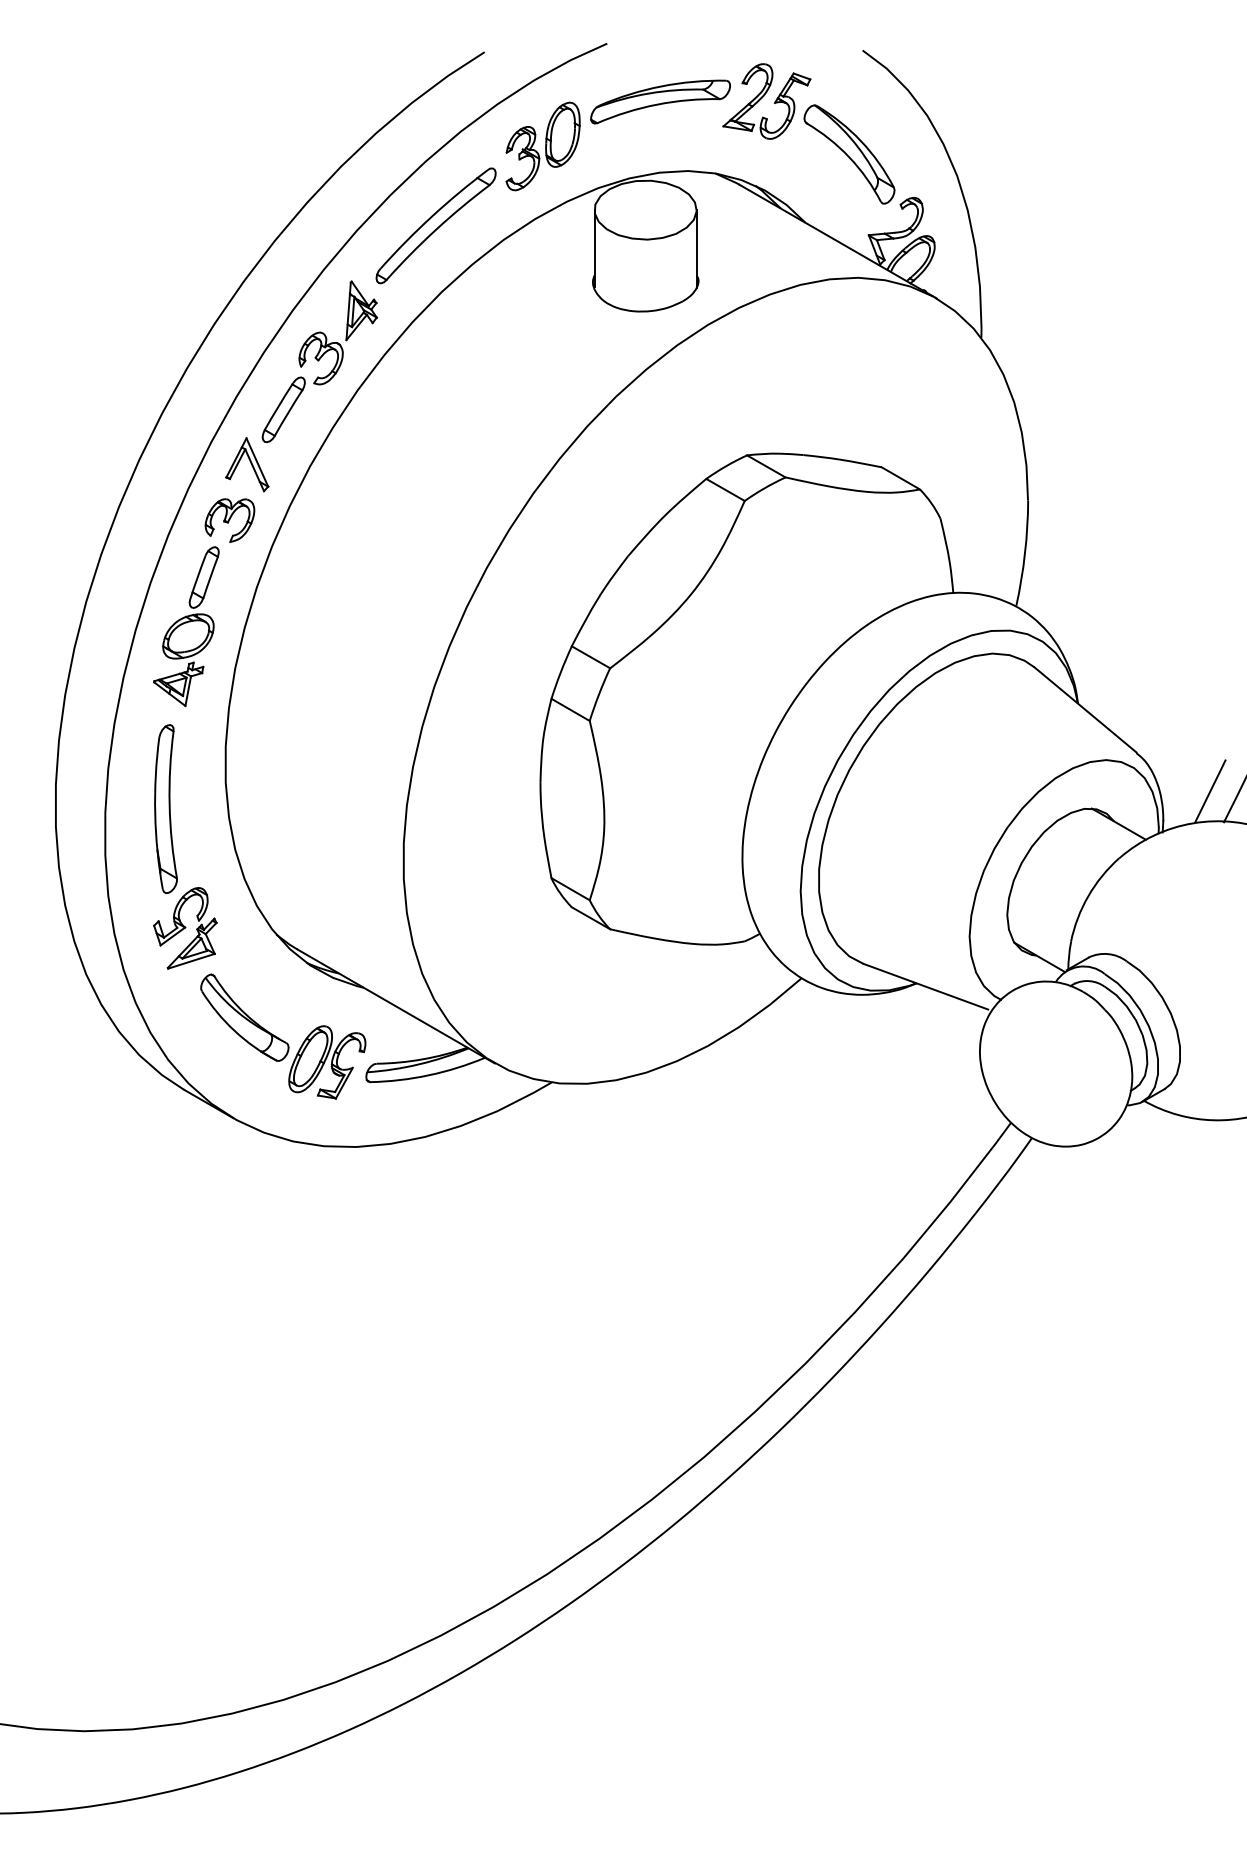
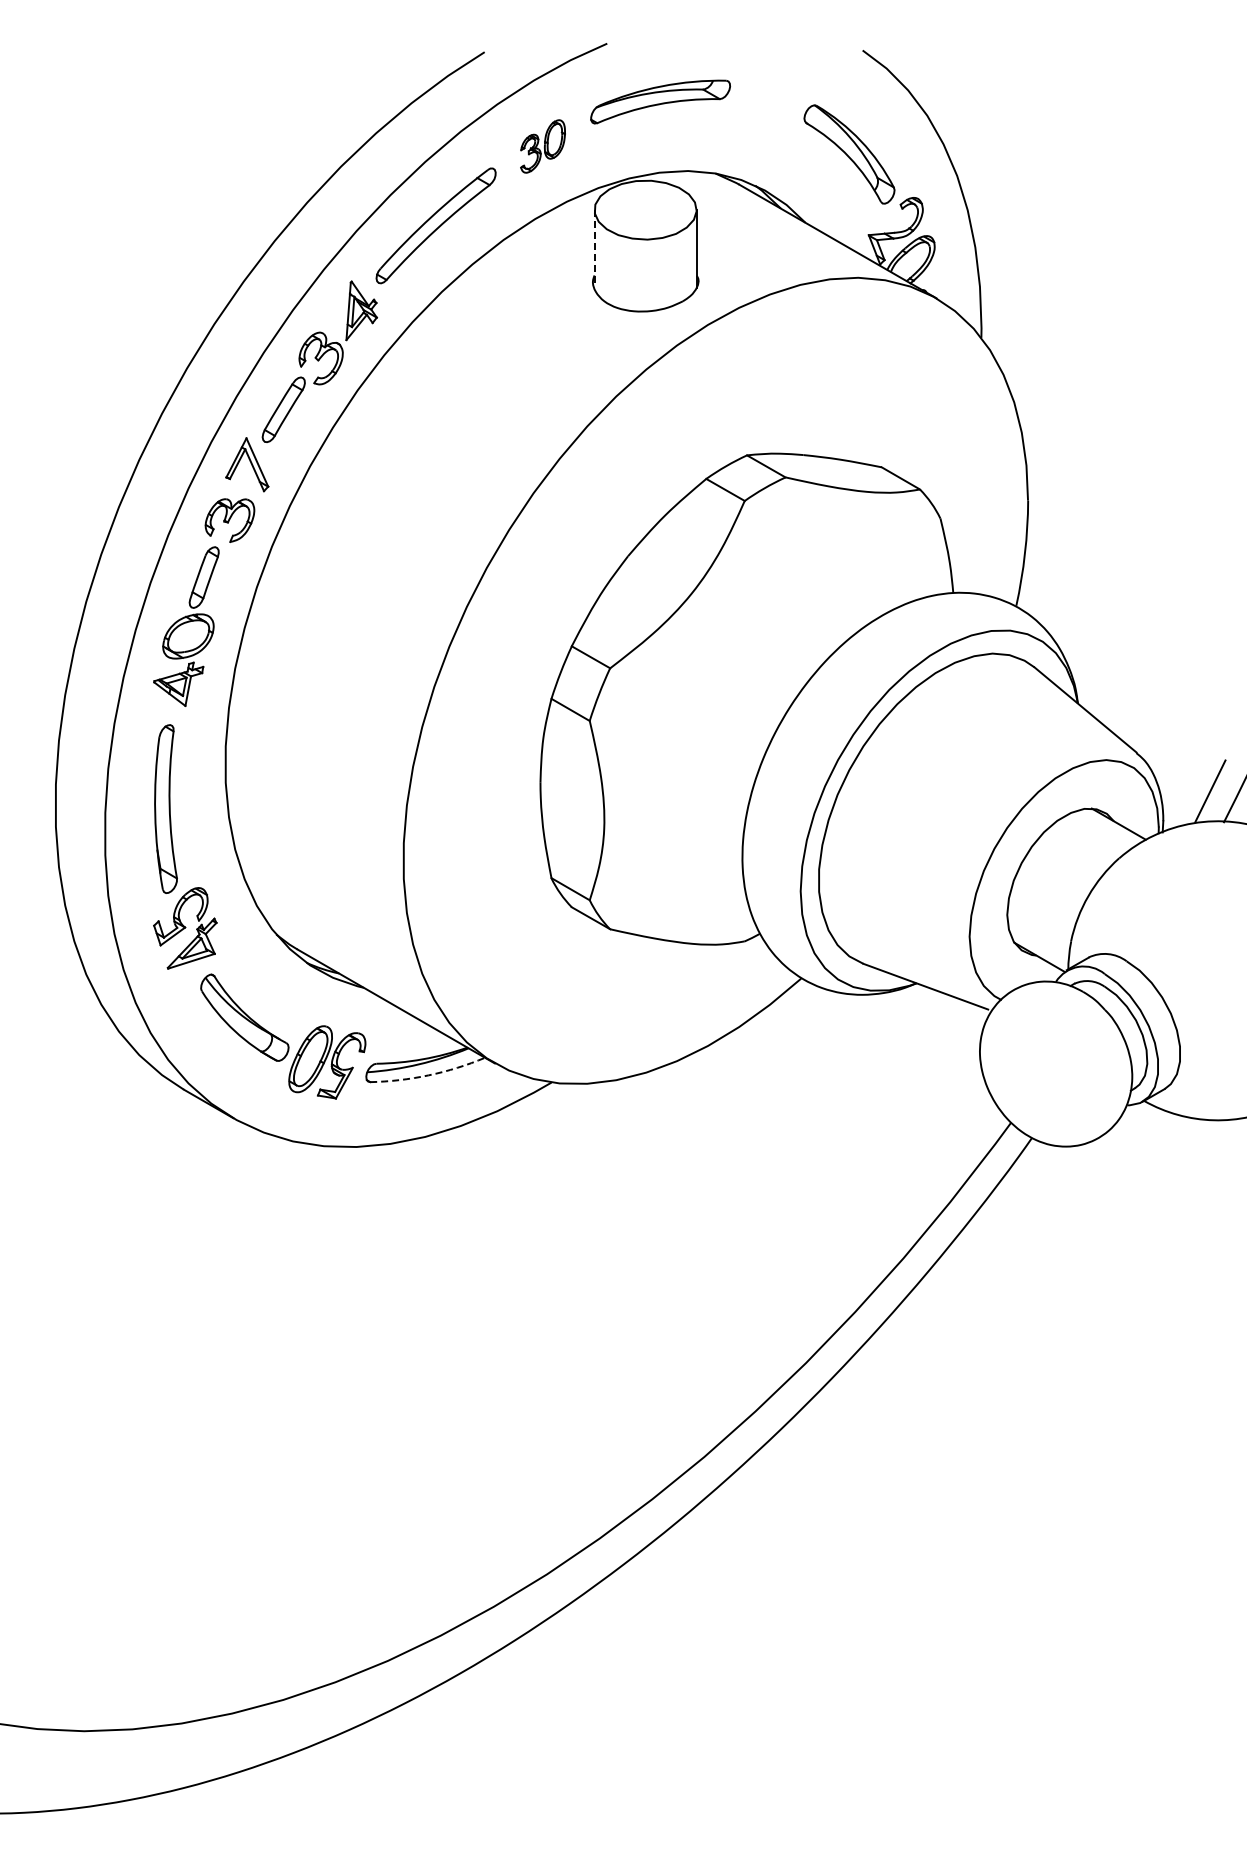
part: present -> none (766, 101)
part size: 76x91 px -> 46x55 px (542, 146)
line: solid -> dashed (594, 248)
arc: solid -> dashed (428, 1075)
